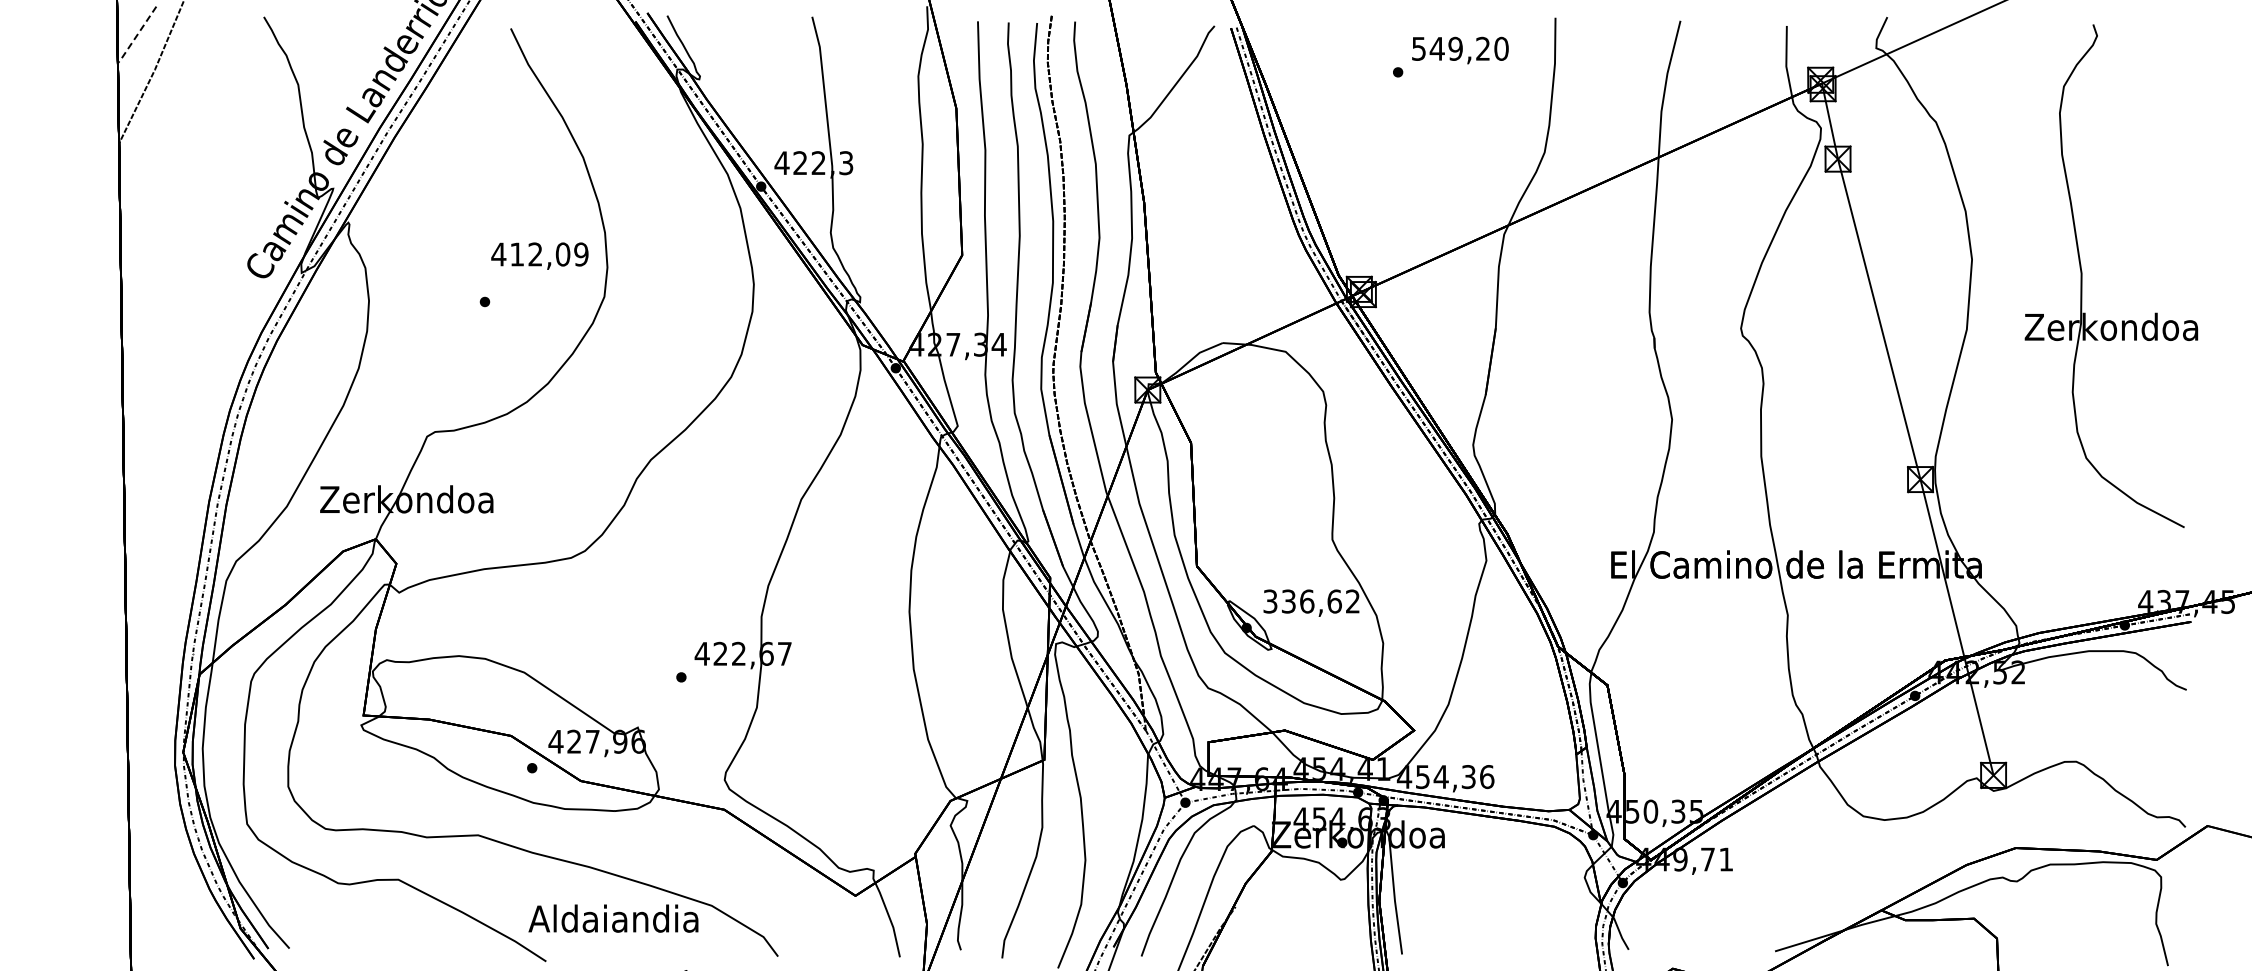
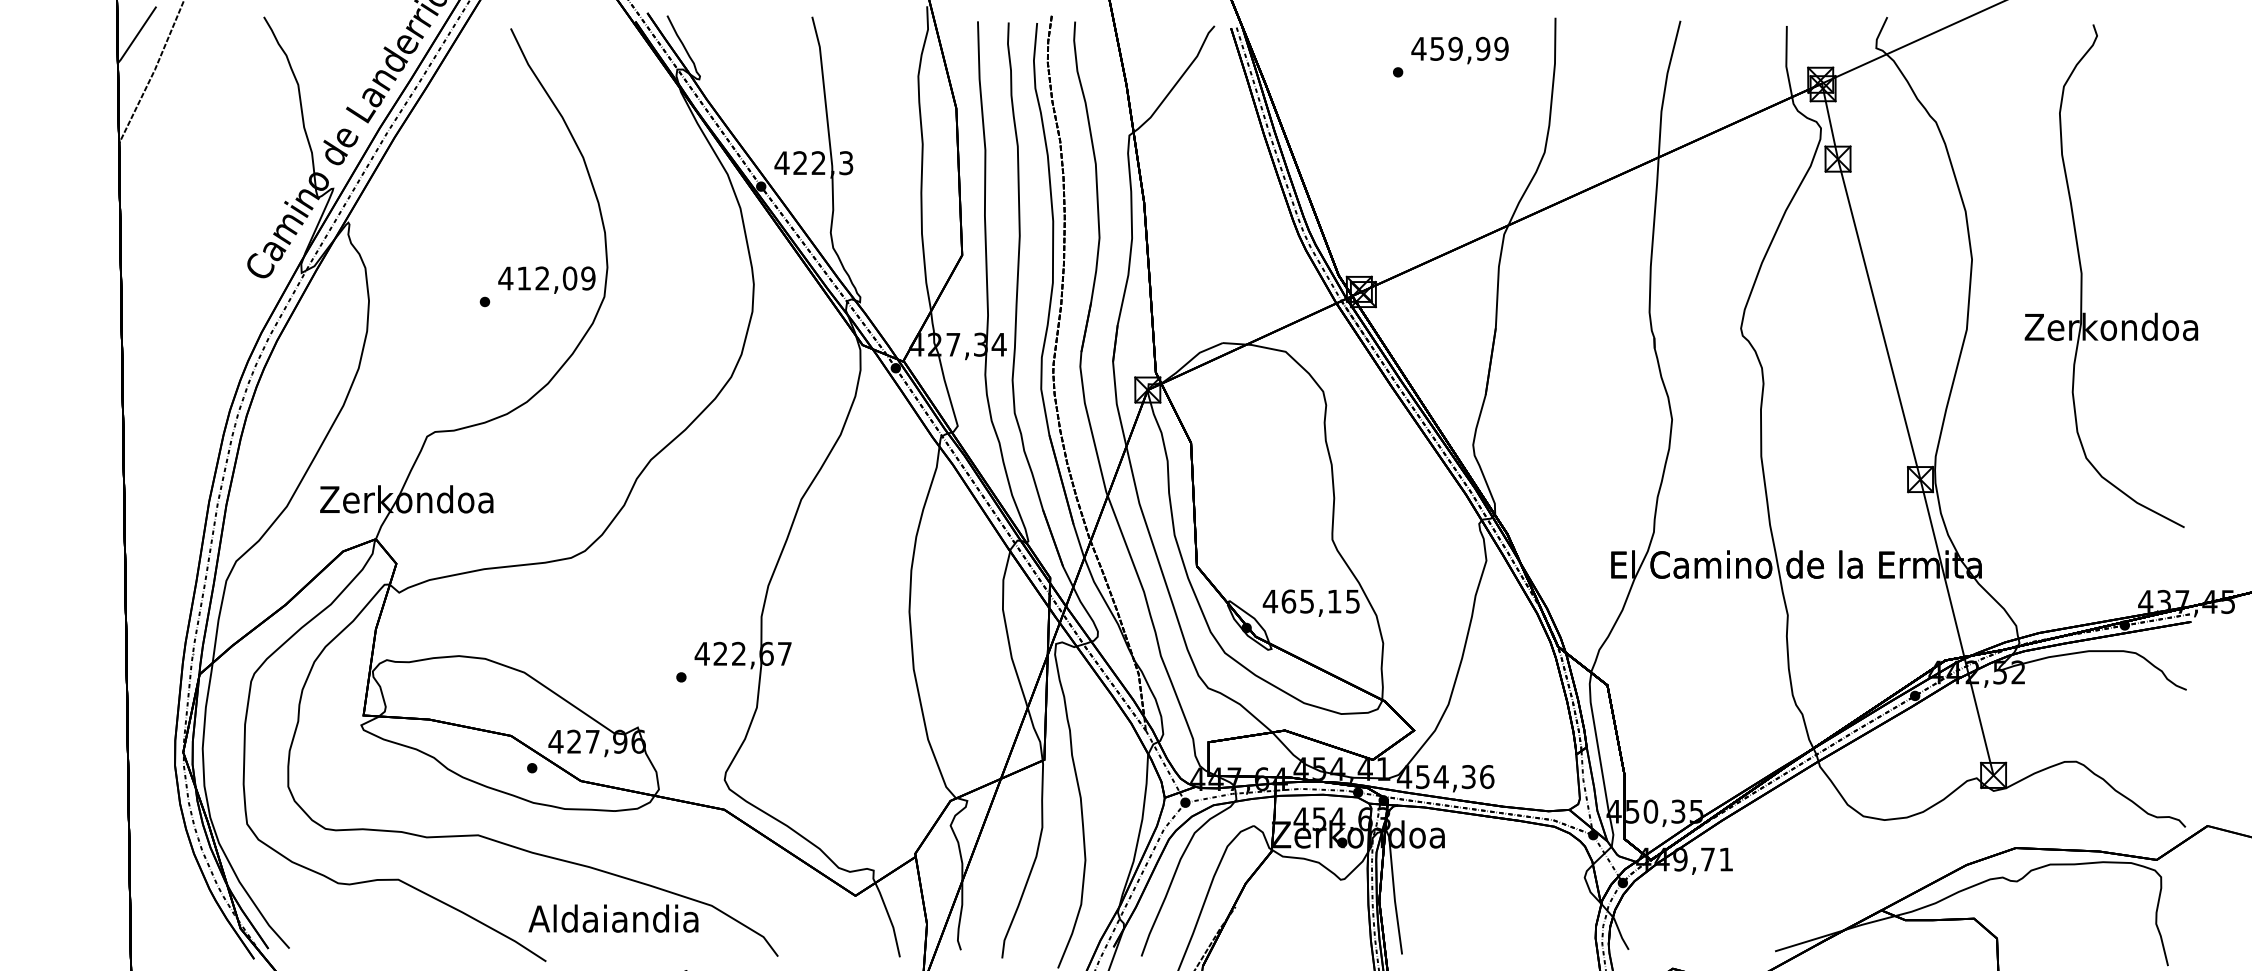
line: dashed -> solid (136, 36)
text: 549,20 -> 459,99 (1459, 48)
text position: (539, 255) -> (546, 279) (546, 279)
text: 336,62 -> 465,15 (1310, 601)
